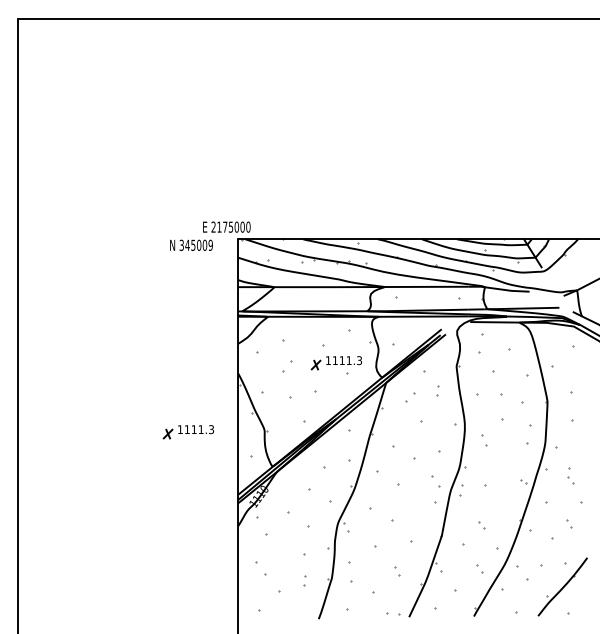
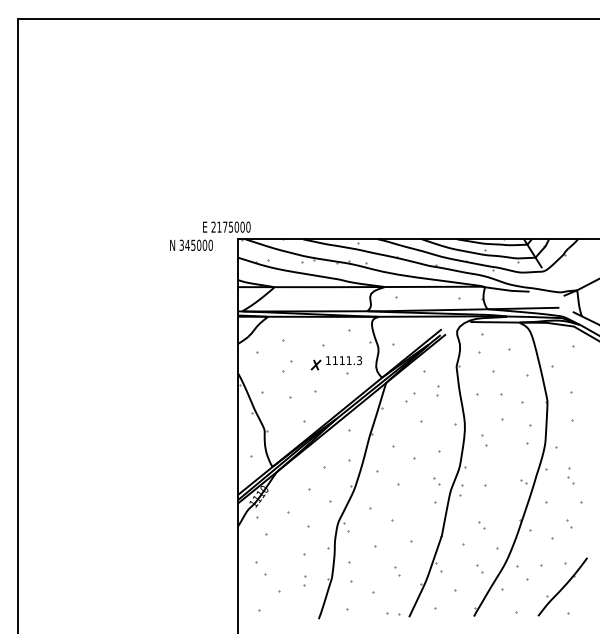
text: 345009 -> 345000 (210, 245)
part: present -> none (187, 432)
part size: 10x13 px -> 8x9 px (436, 481)
